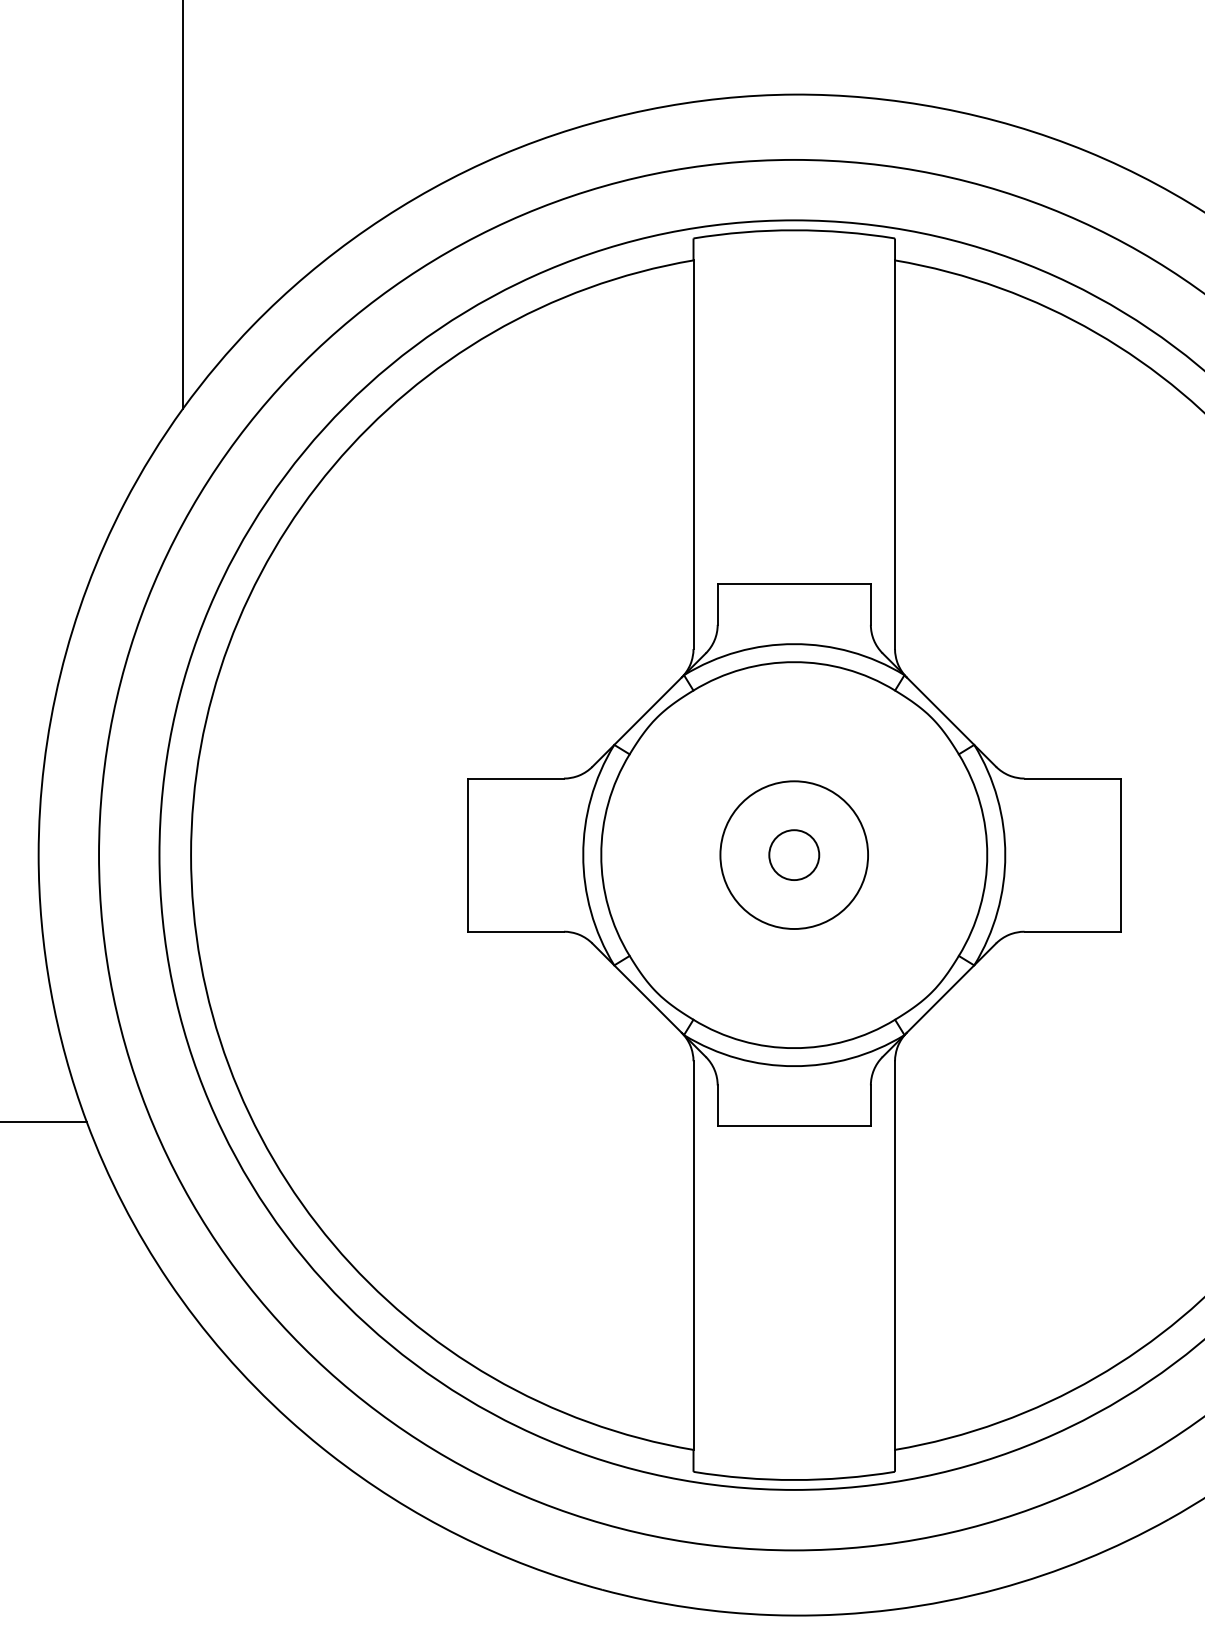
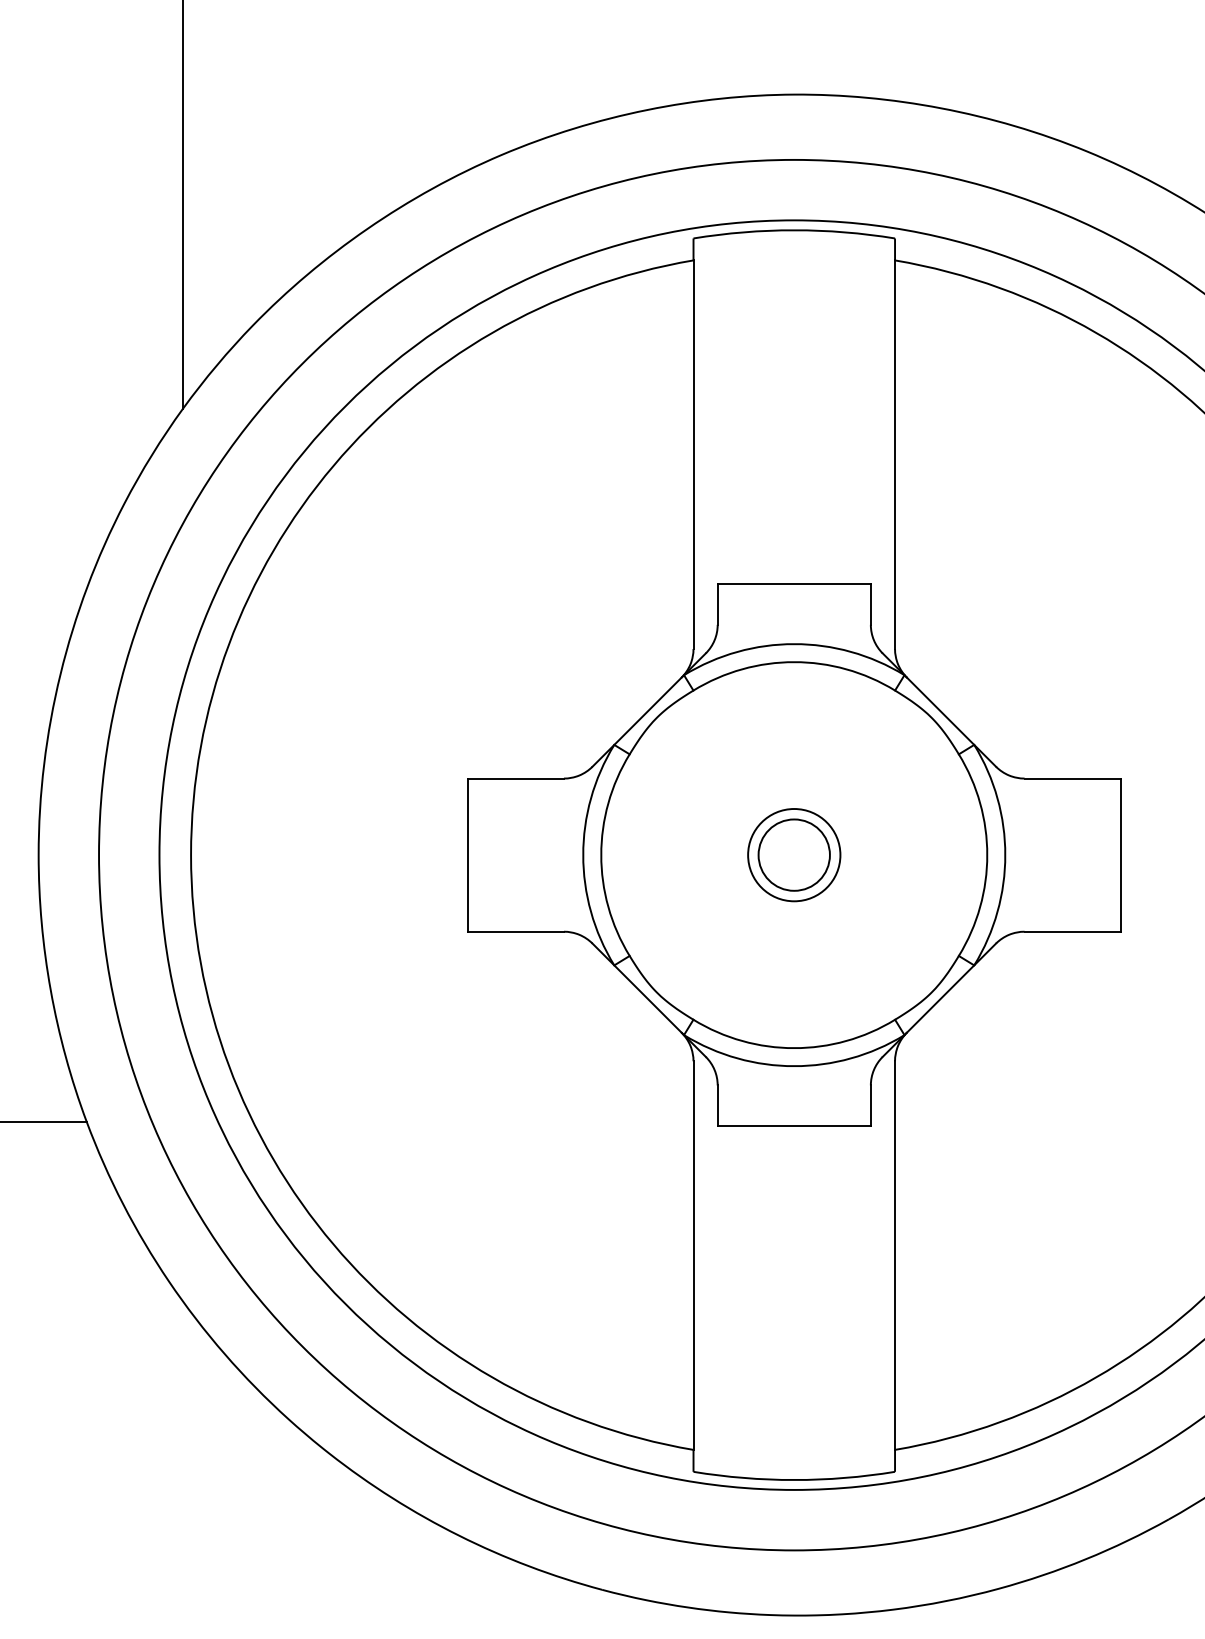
circle diameter: 148 px -> 92 px (794, 855)
circle diameter: 50 px -> 71 px (793, 854)
